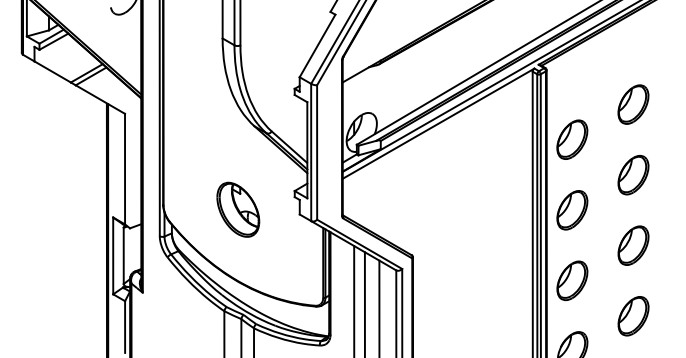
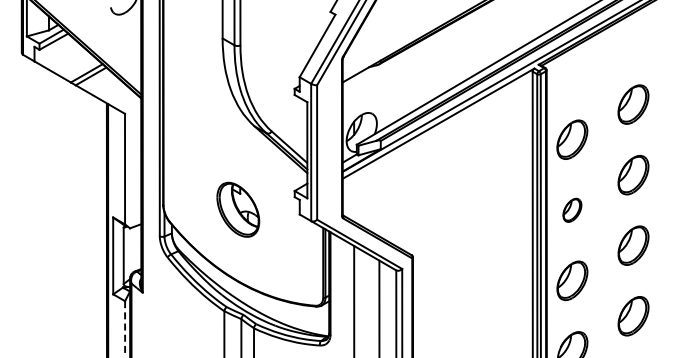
part size: 33x41 px -> 21x26 px (572, 209)
line: present -> none (364, 303)
line: solid -> dashed (125, 327)
